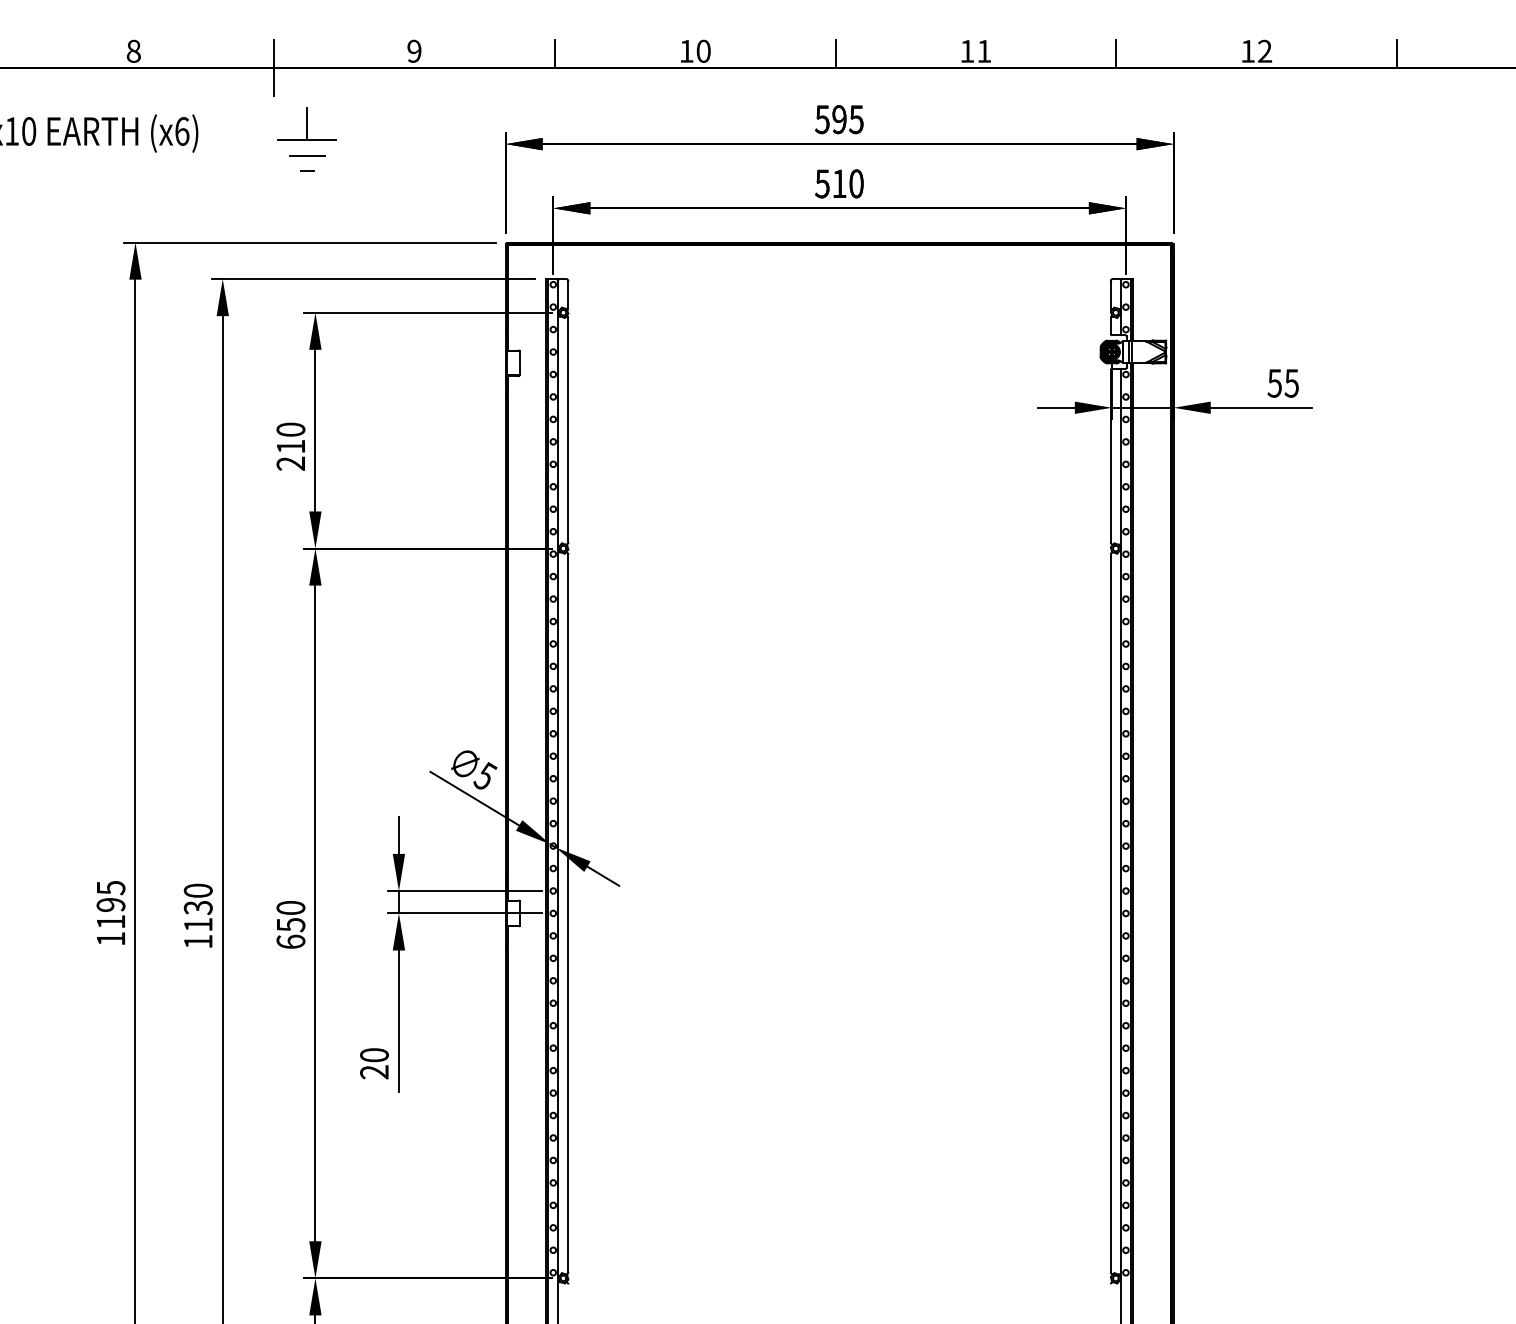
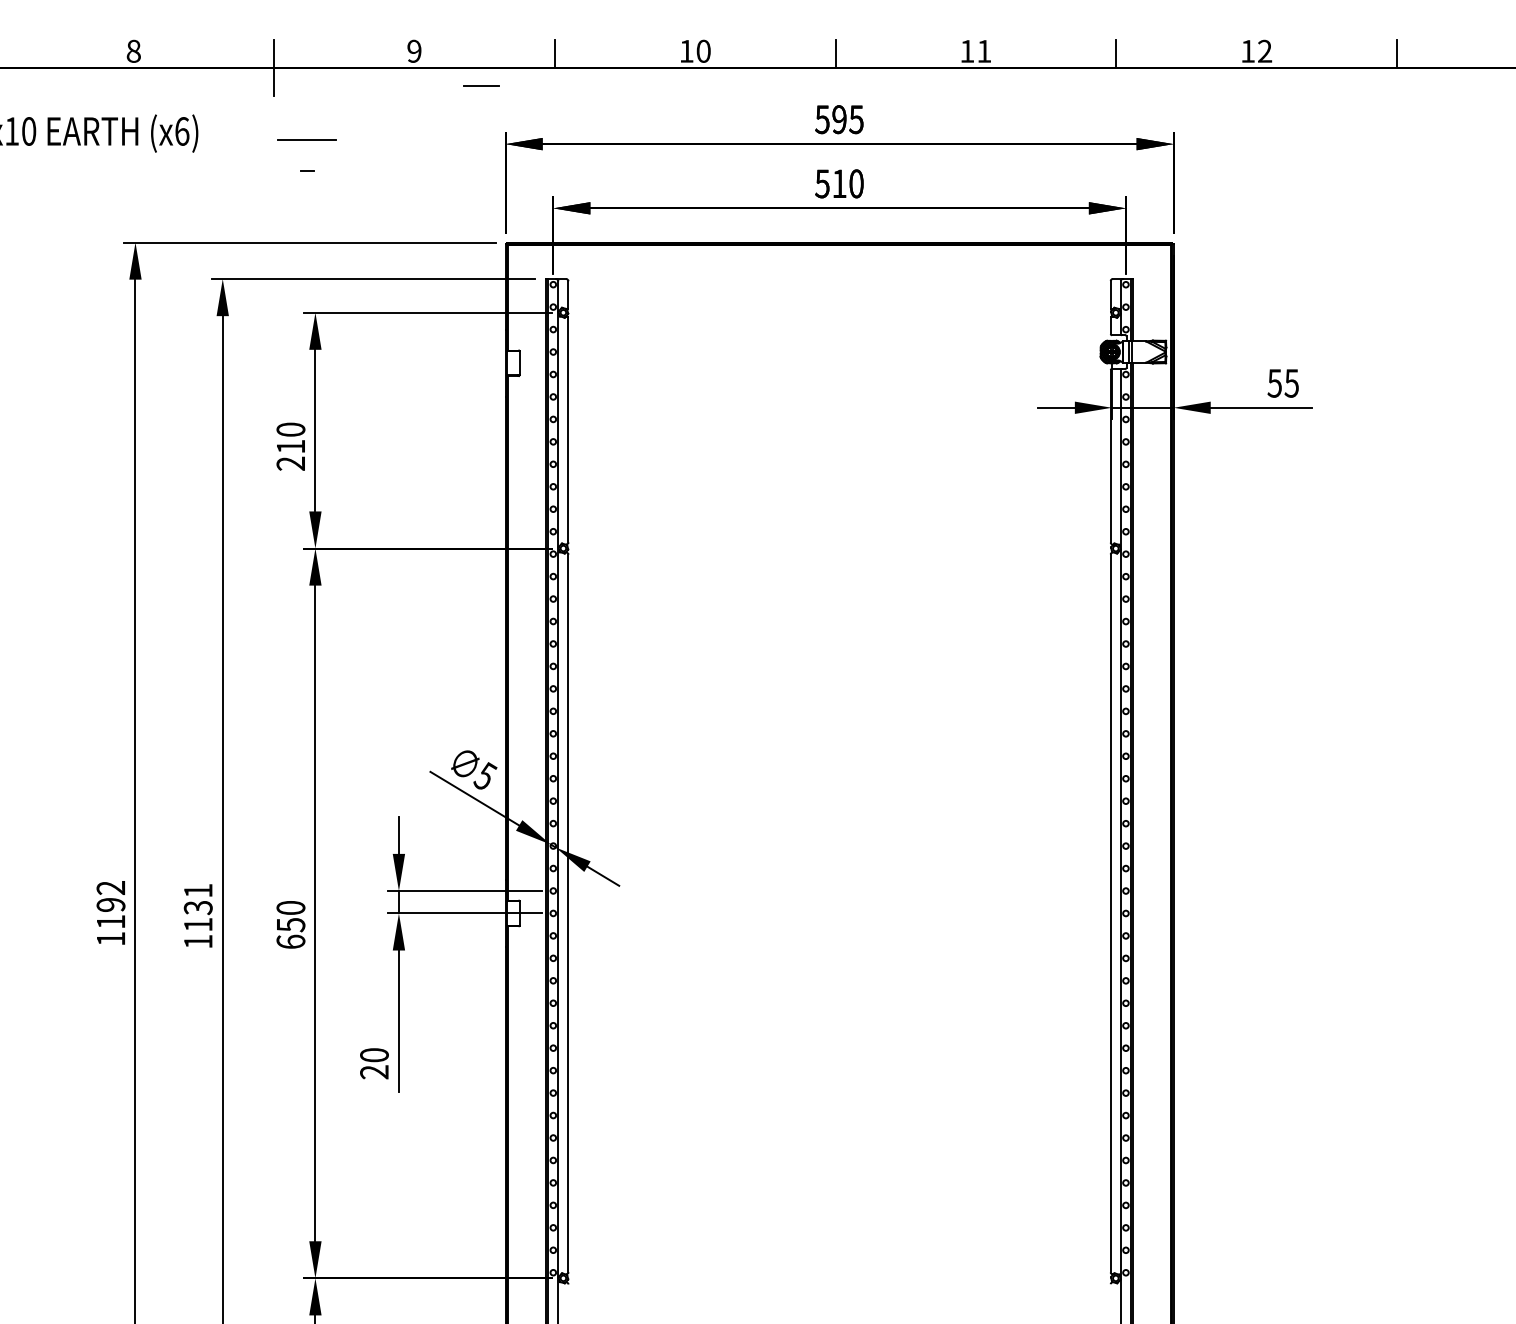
line: present -> none (307, 123)
line position: (307, 155) -> (481, 85) (481, 85)
text: 1195 -> 1192 (110, 888)
text: 1130 -> 1131 (197, 890)
